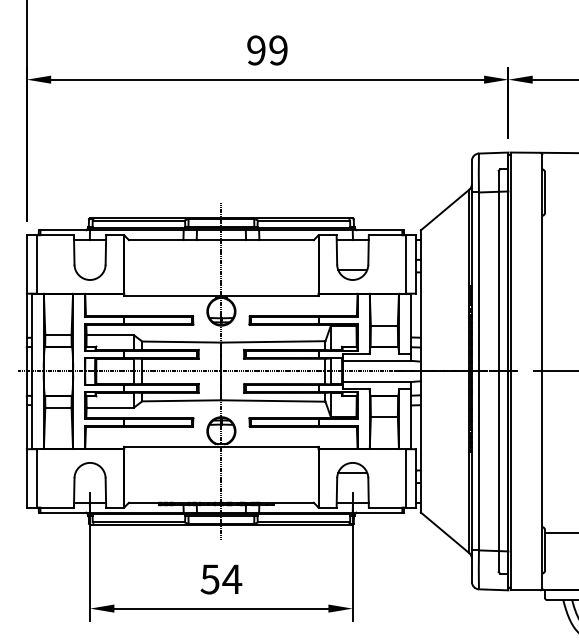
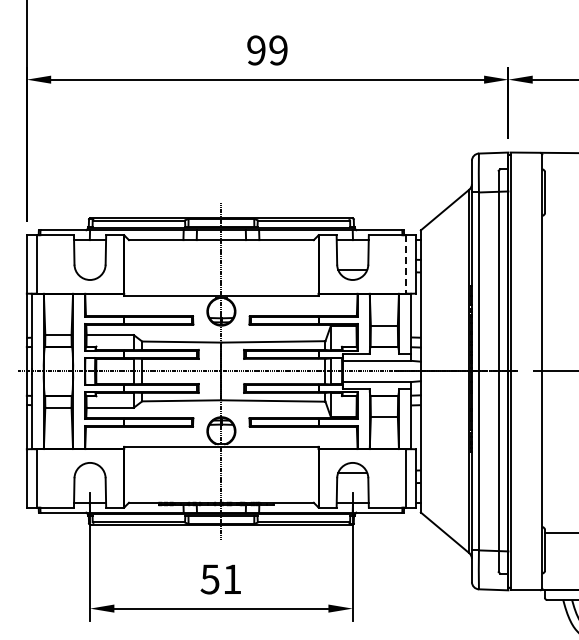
line: solid -> dashed (406, 264)
text: 54 -> 51 (232, 578)
